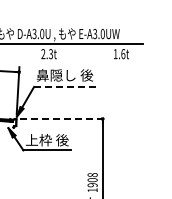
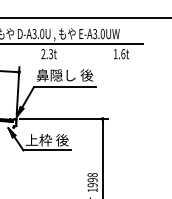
line: none -> present (85, 17)
line: dashed -> solid (64, 86)
line: dashed -> solid (63, 118)
text: 1908 -> 1998 (92, 180)
